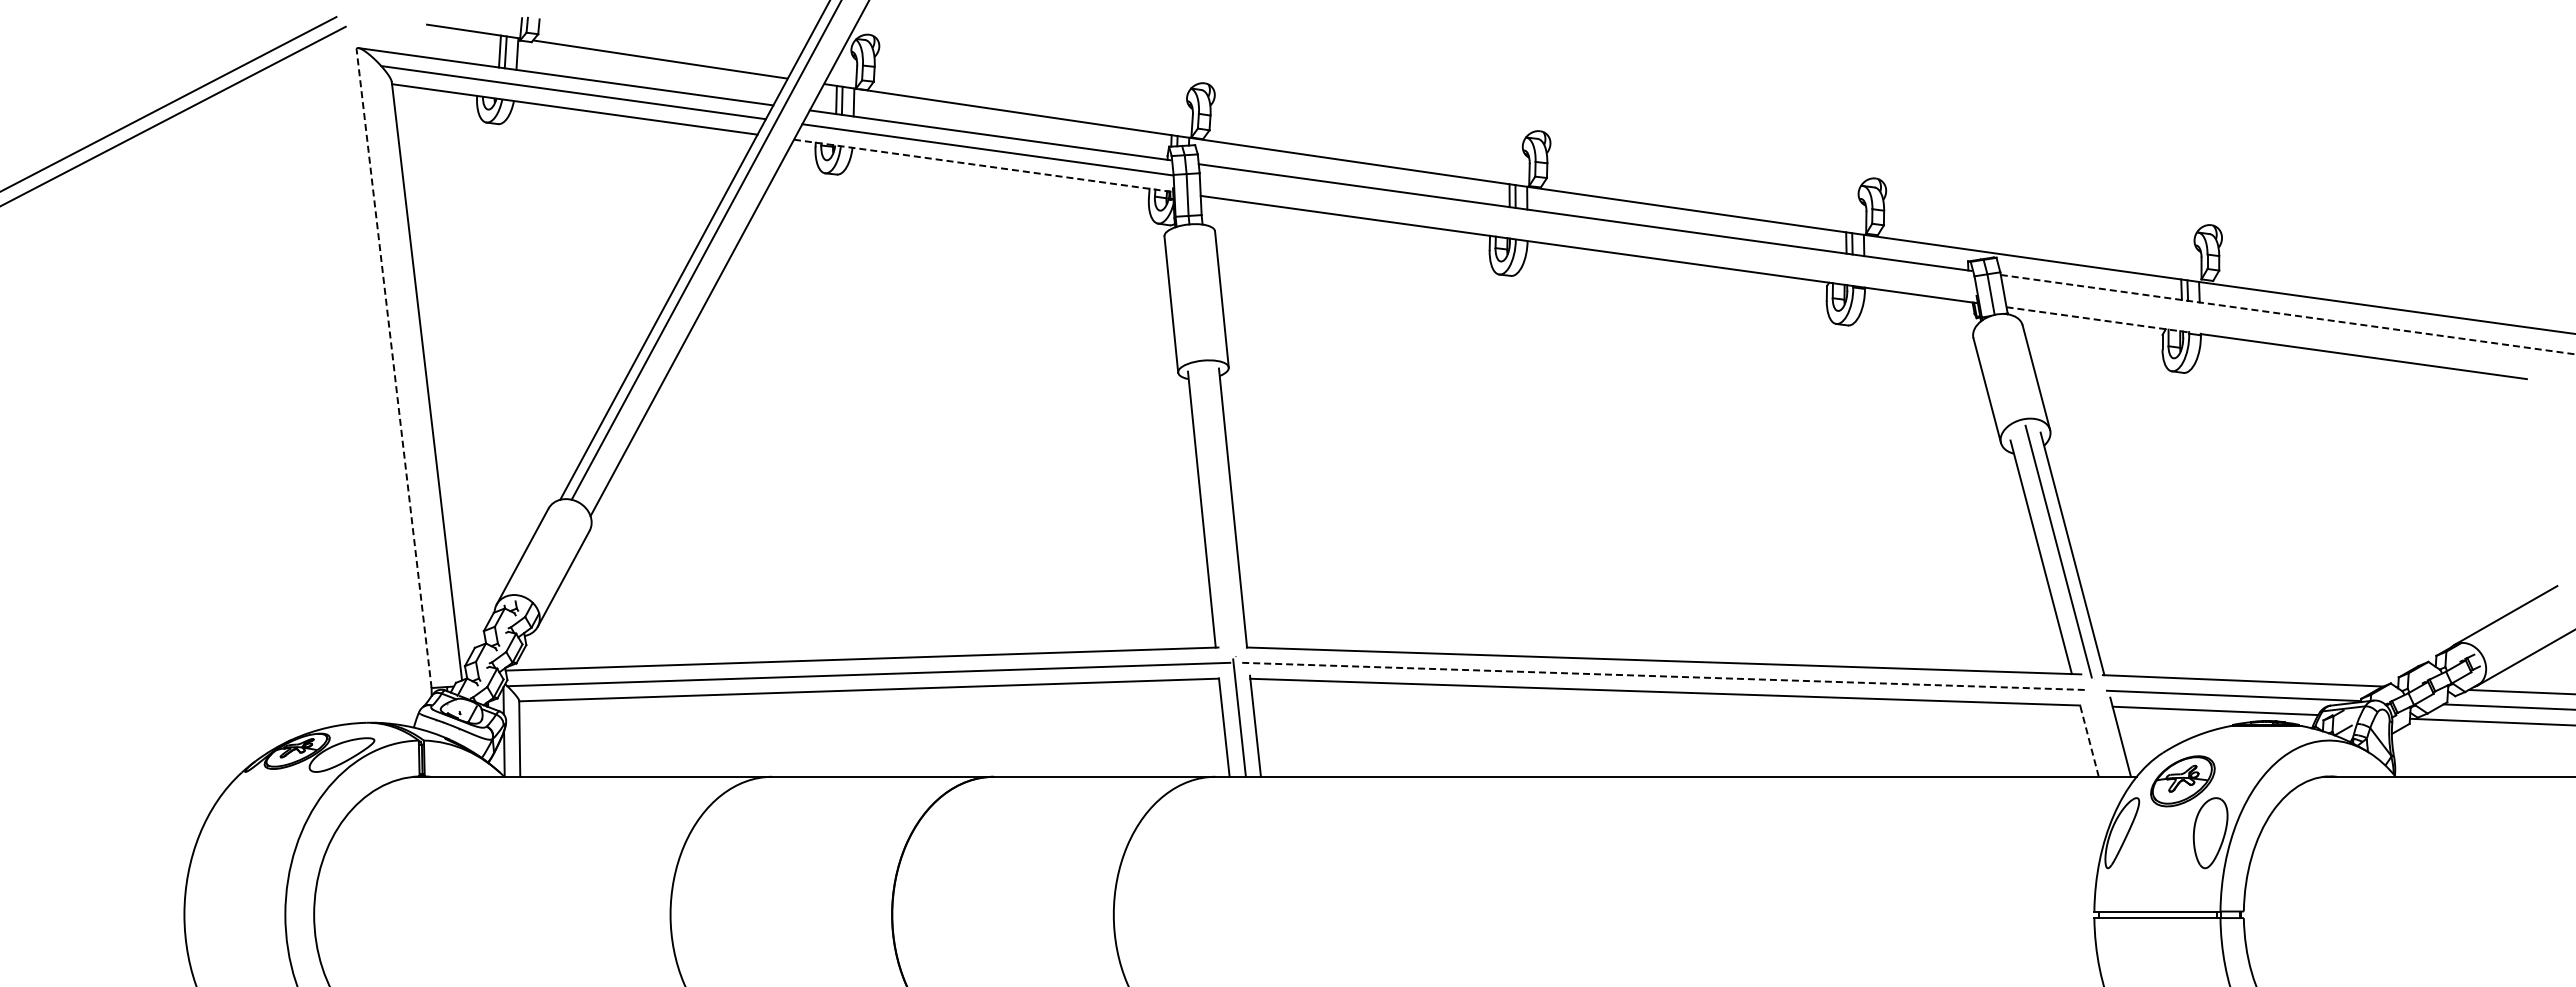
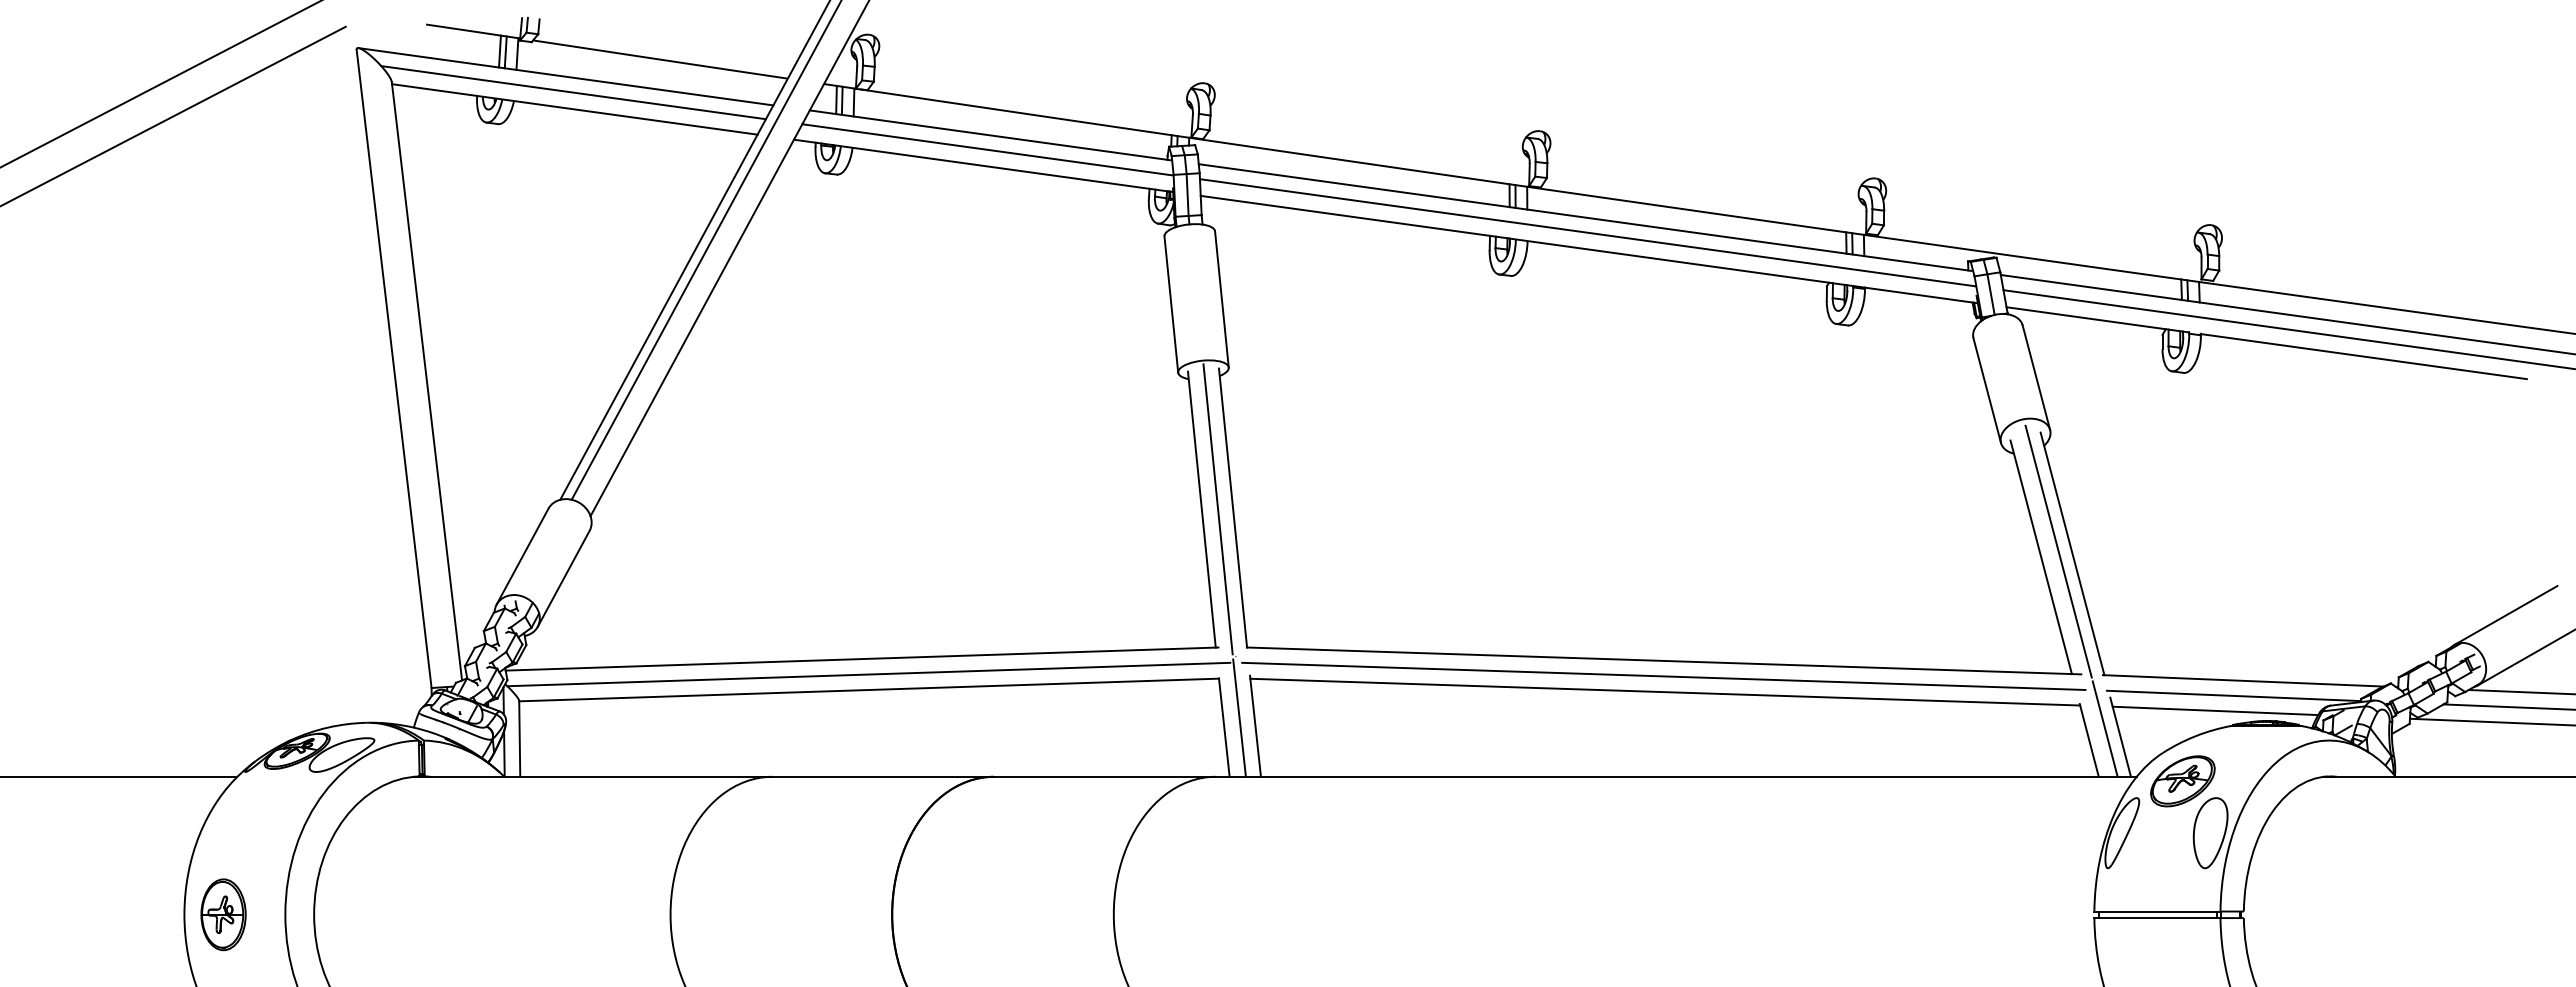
line position: (169, 103) -> (160, 84) (160, 84)
line: dashed -> solid (984, 165)
line: none -> present (1587, 232)
line: dashed -> solid (2288, 314)
line: dashed -> solid (2097, 319)
line: none -> present (2287, 329)
line: dashed -> solid (394, 368)
line: none -> present (1217, 509)
line: dashed -> solid (1663, 676)
line: none -> present (2104, 728)
line: dashed -> solid (2089, 740)
line: none -> present (119, 776)
part: none -> present (223, 914)
